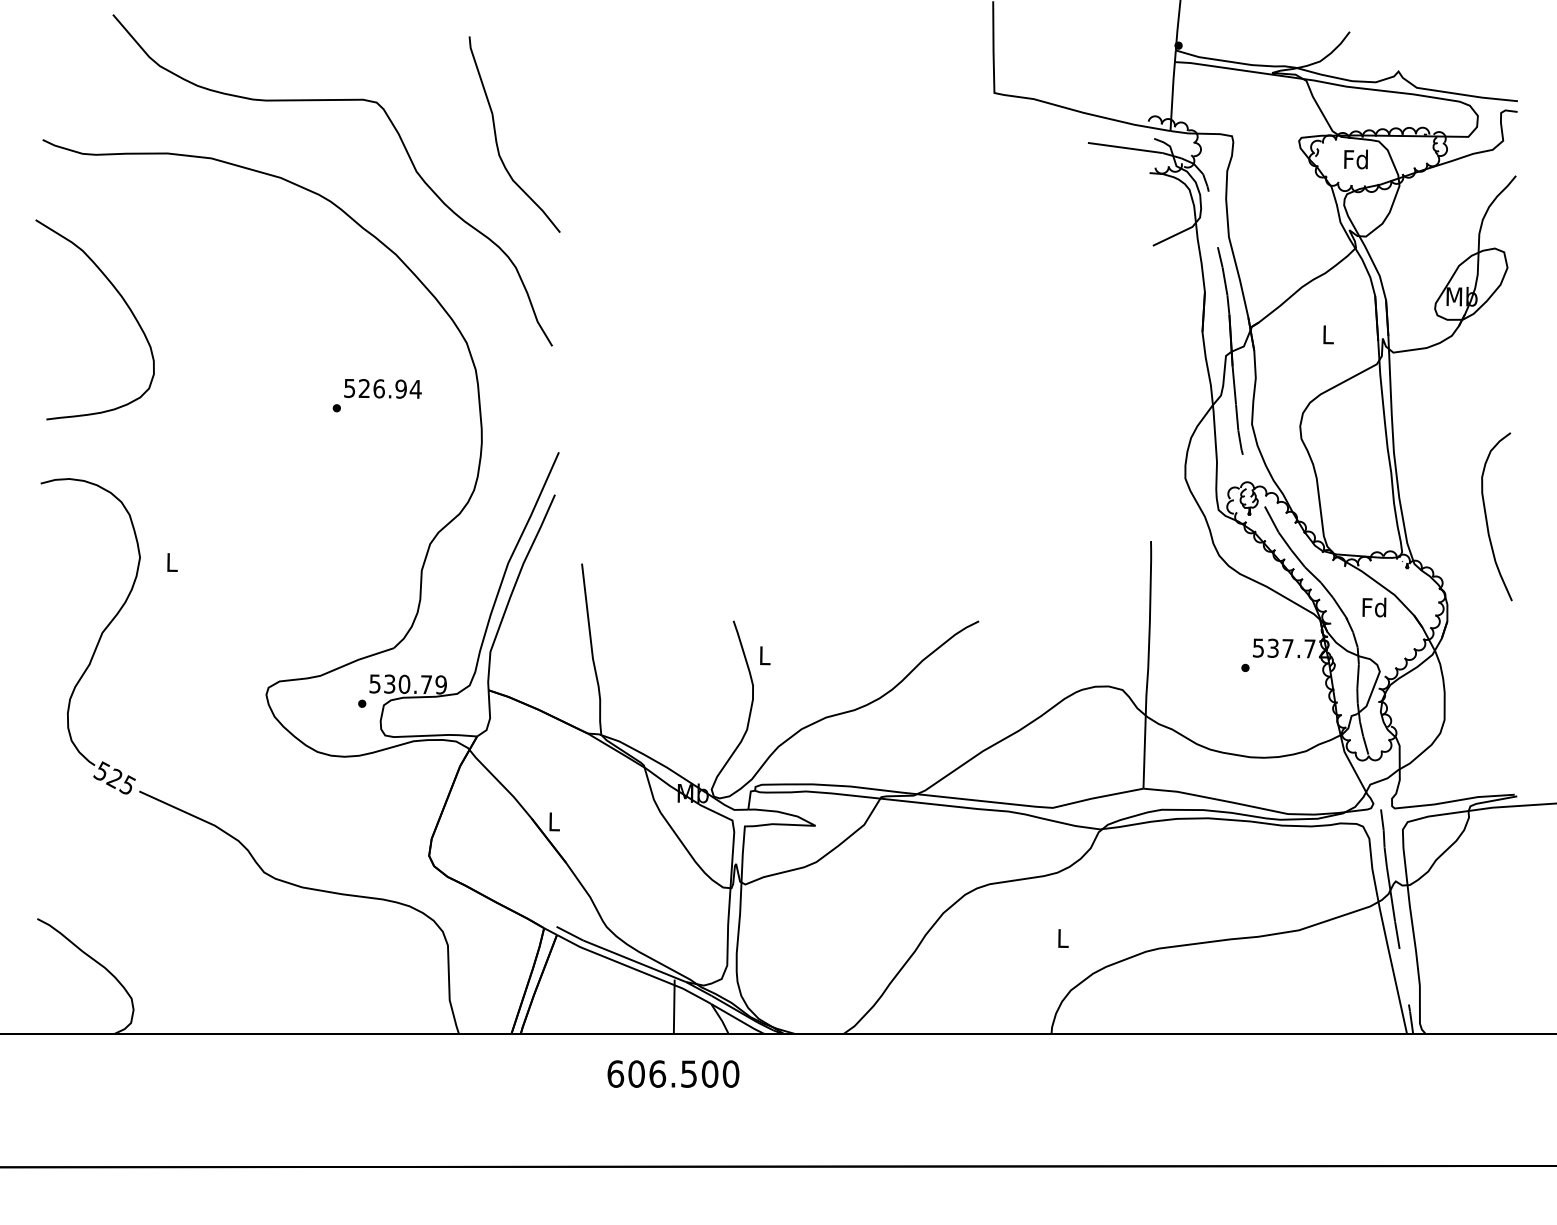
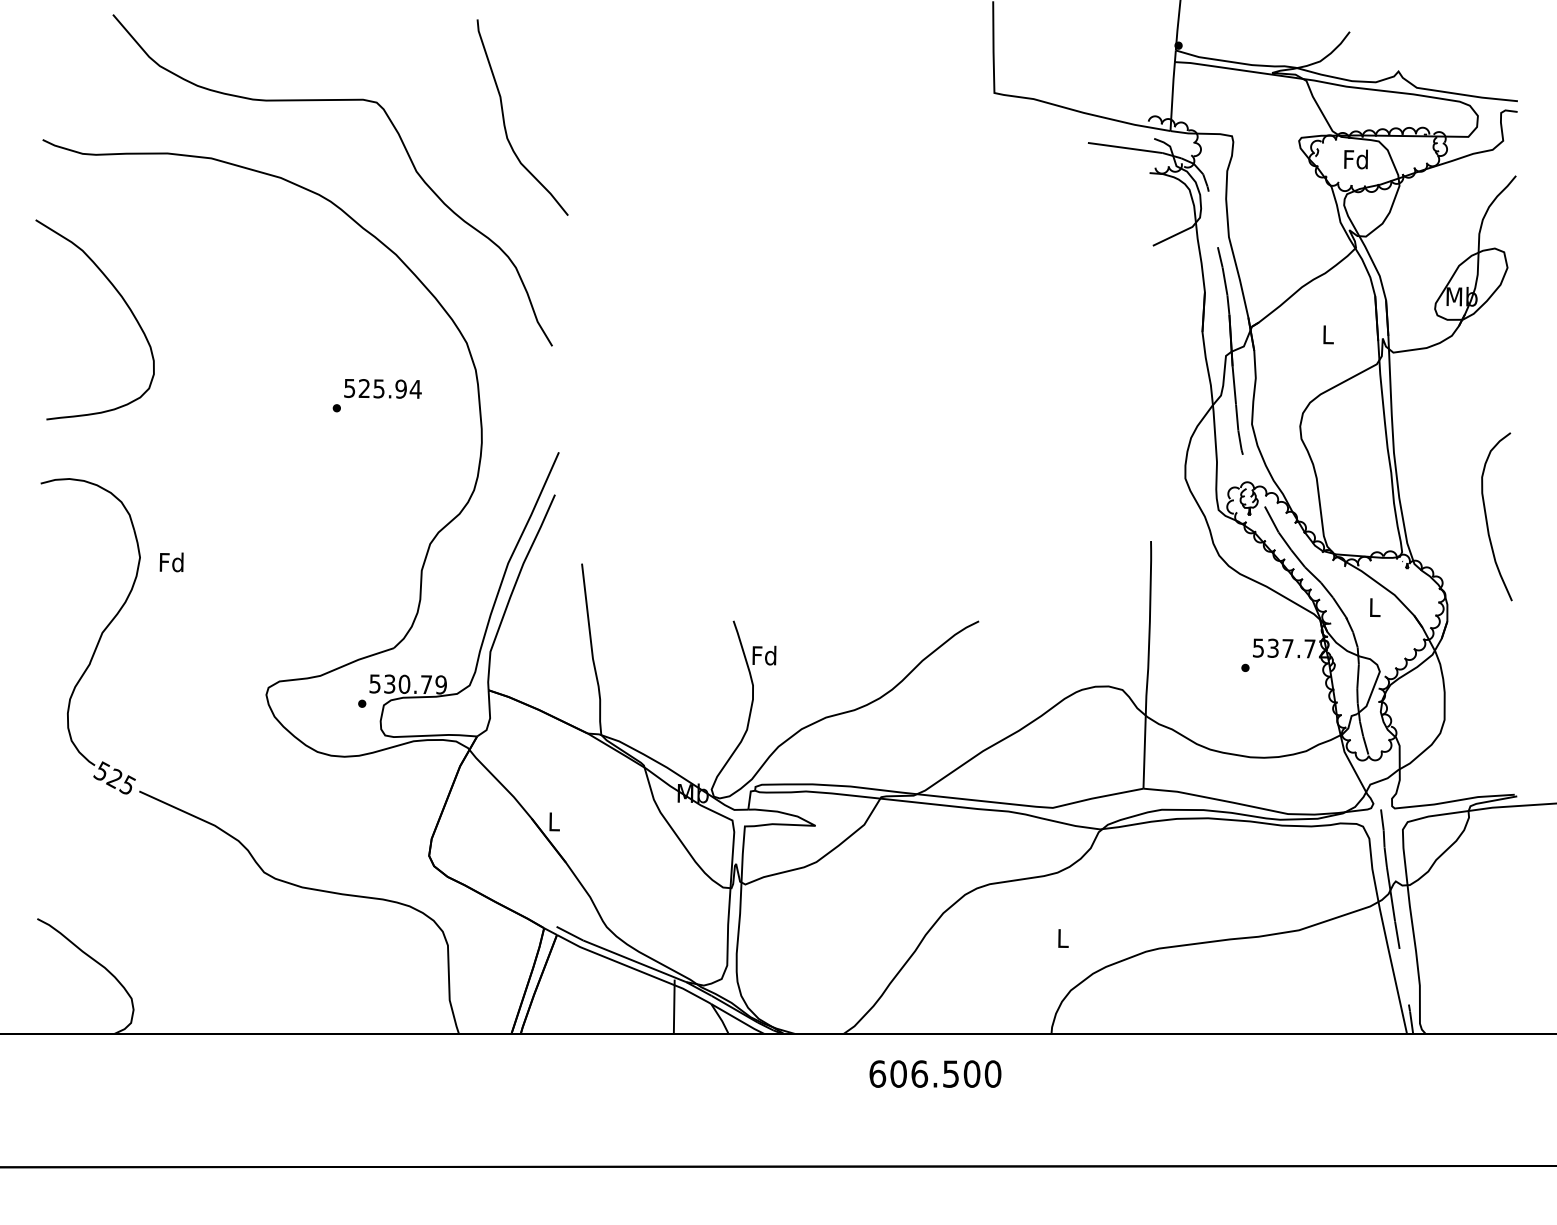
curve position: (496, 134) -> (504, 117) (504, 117)
text: 526.94 -> 525.94 (378, 388)
text: L -> Fd (171, 562)
text: Fd -> L (1374, 607)
text: L -> Fd (764, 655)
text position: (673, 1073) -> (935, 1073) (935, 1073)
